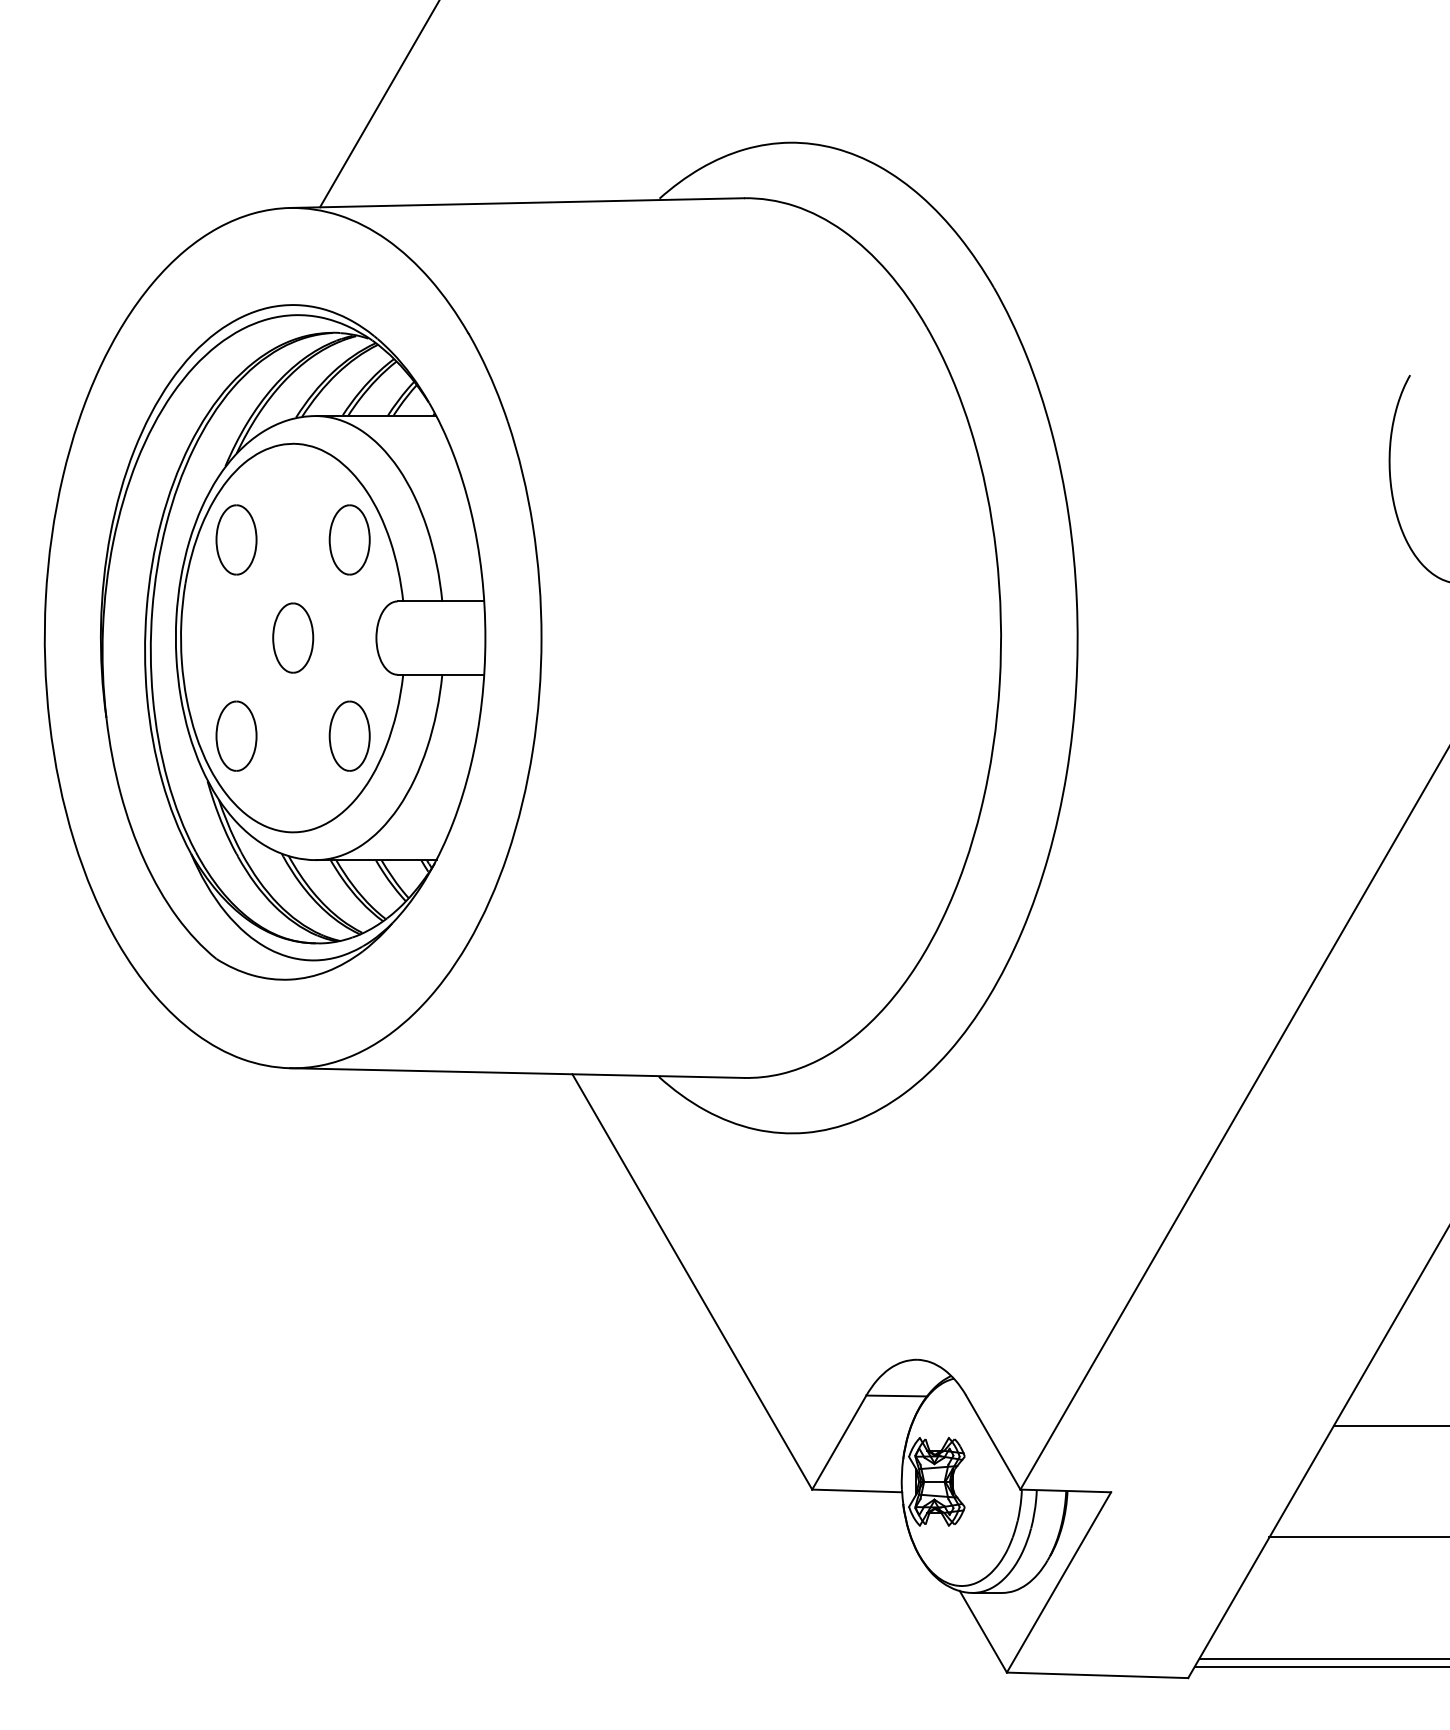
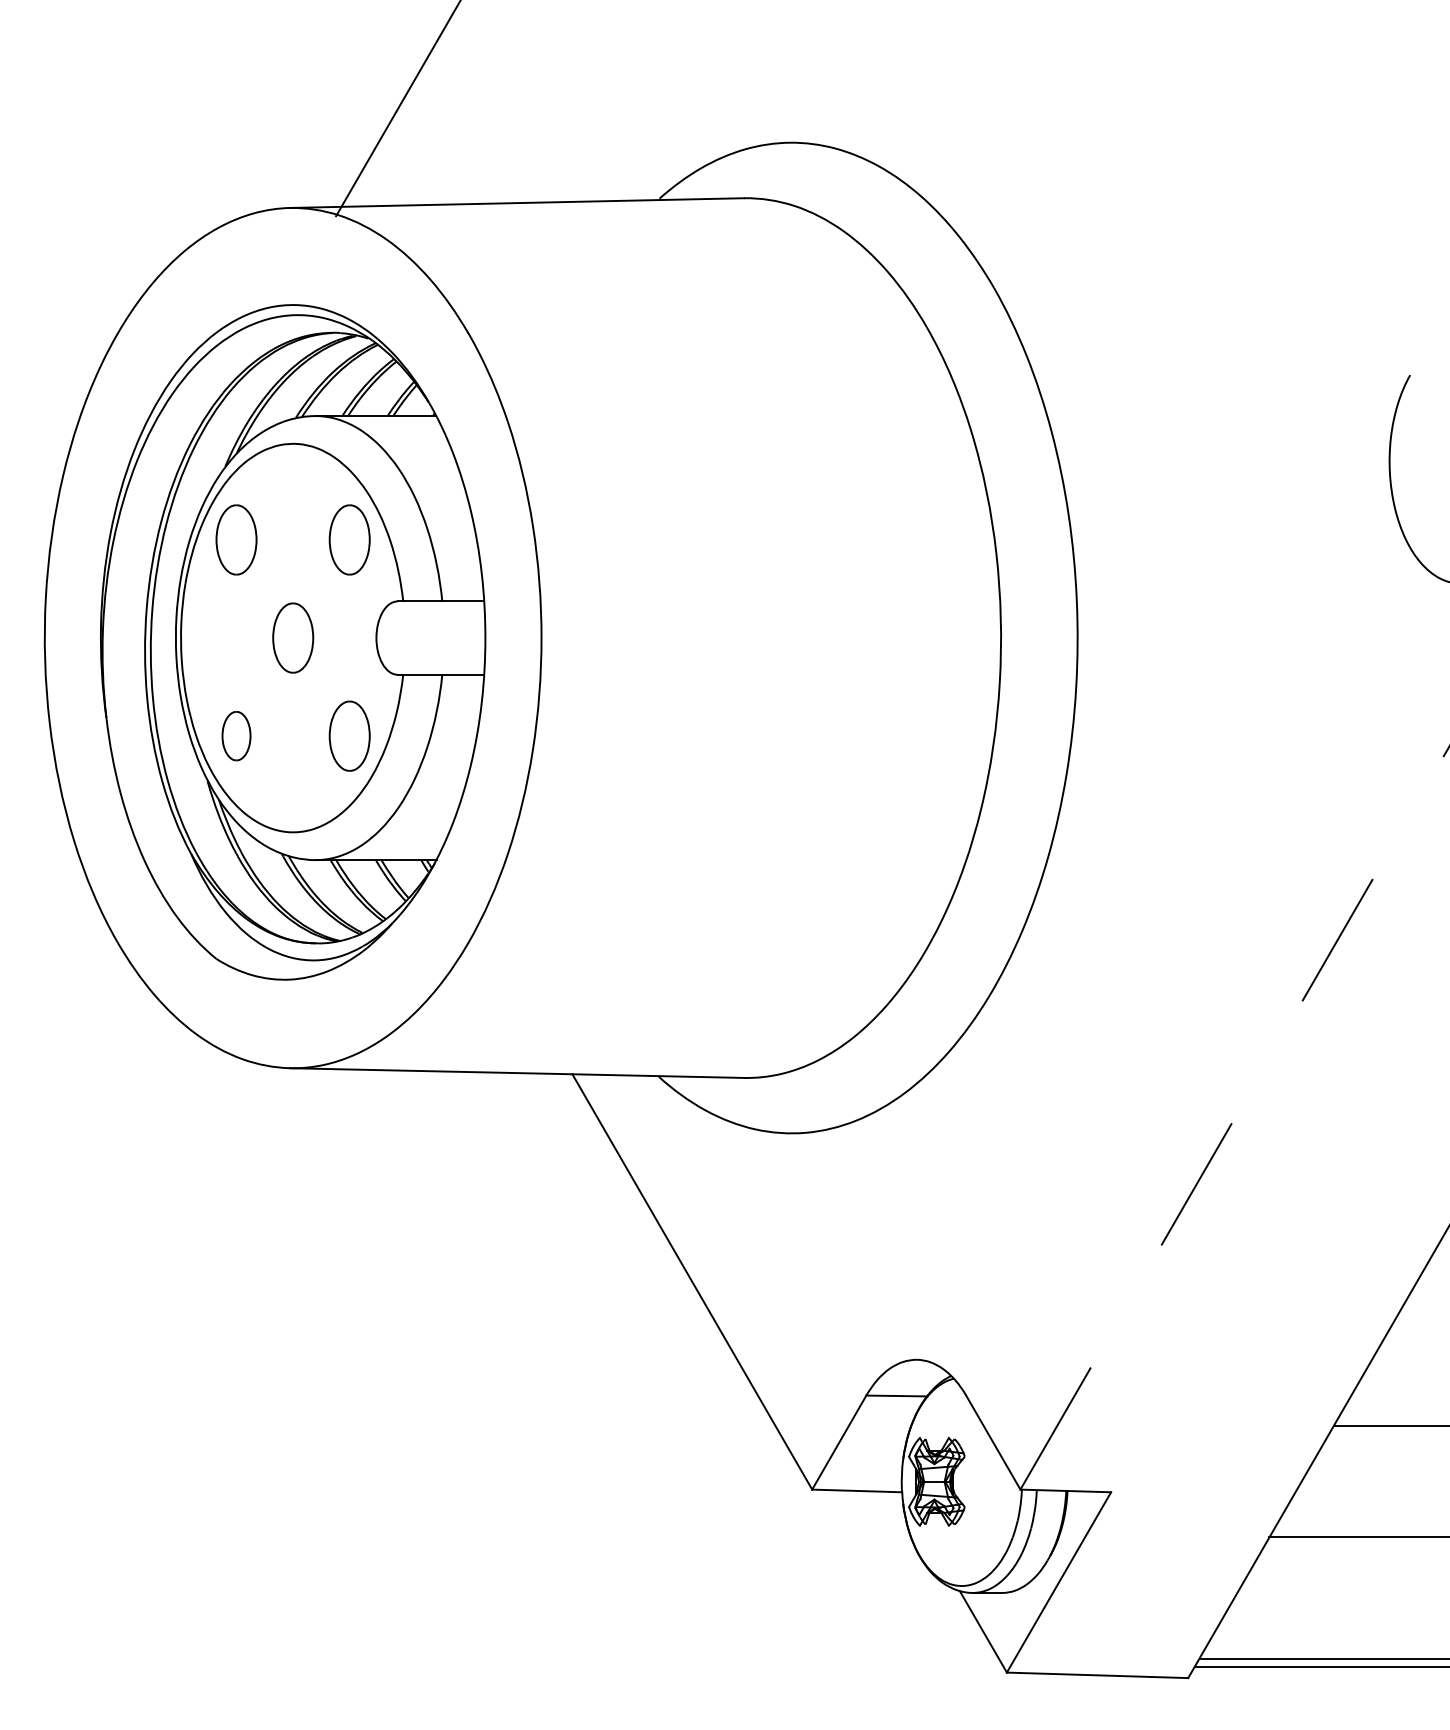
line position: (379, 104) -> (397, 109) (397, 109)
part size: 43x72 px -> 31x51 px (236, 736)
line: solid -> dashed (1235, 1117)
